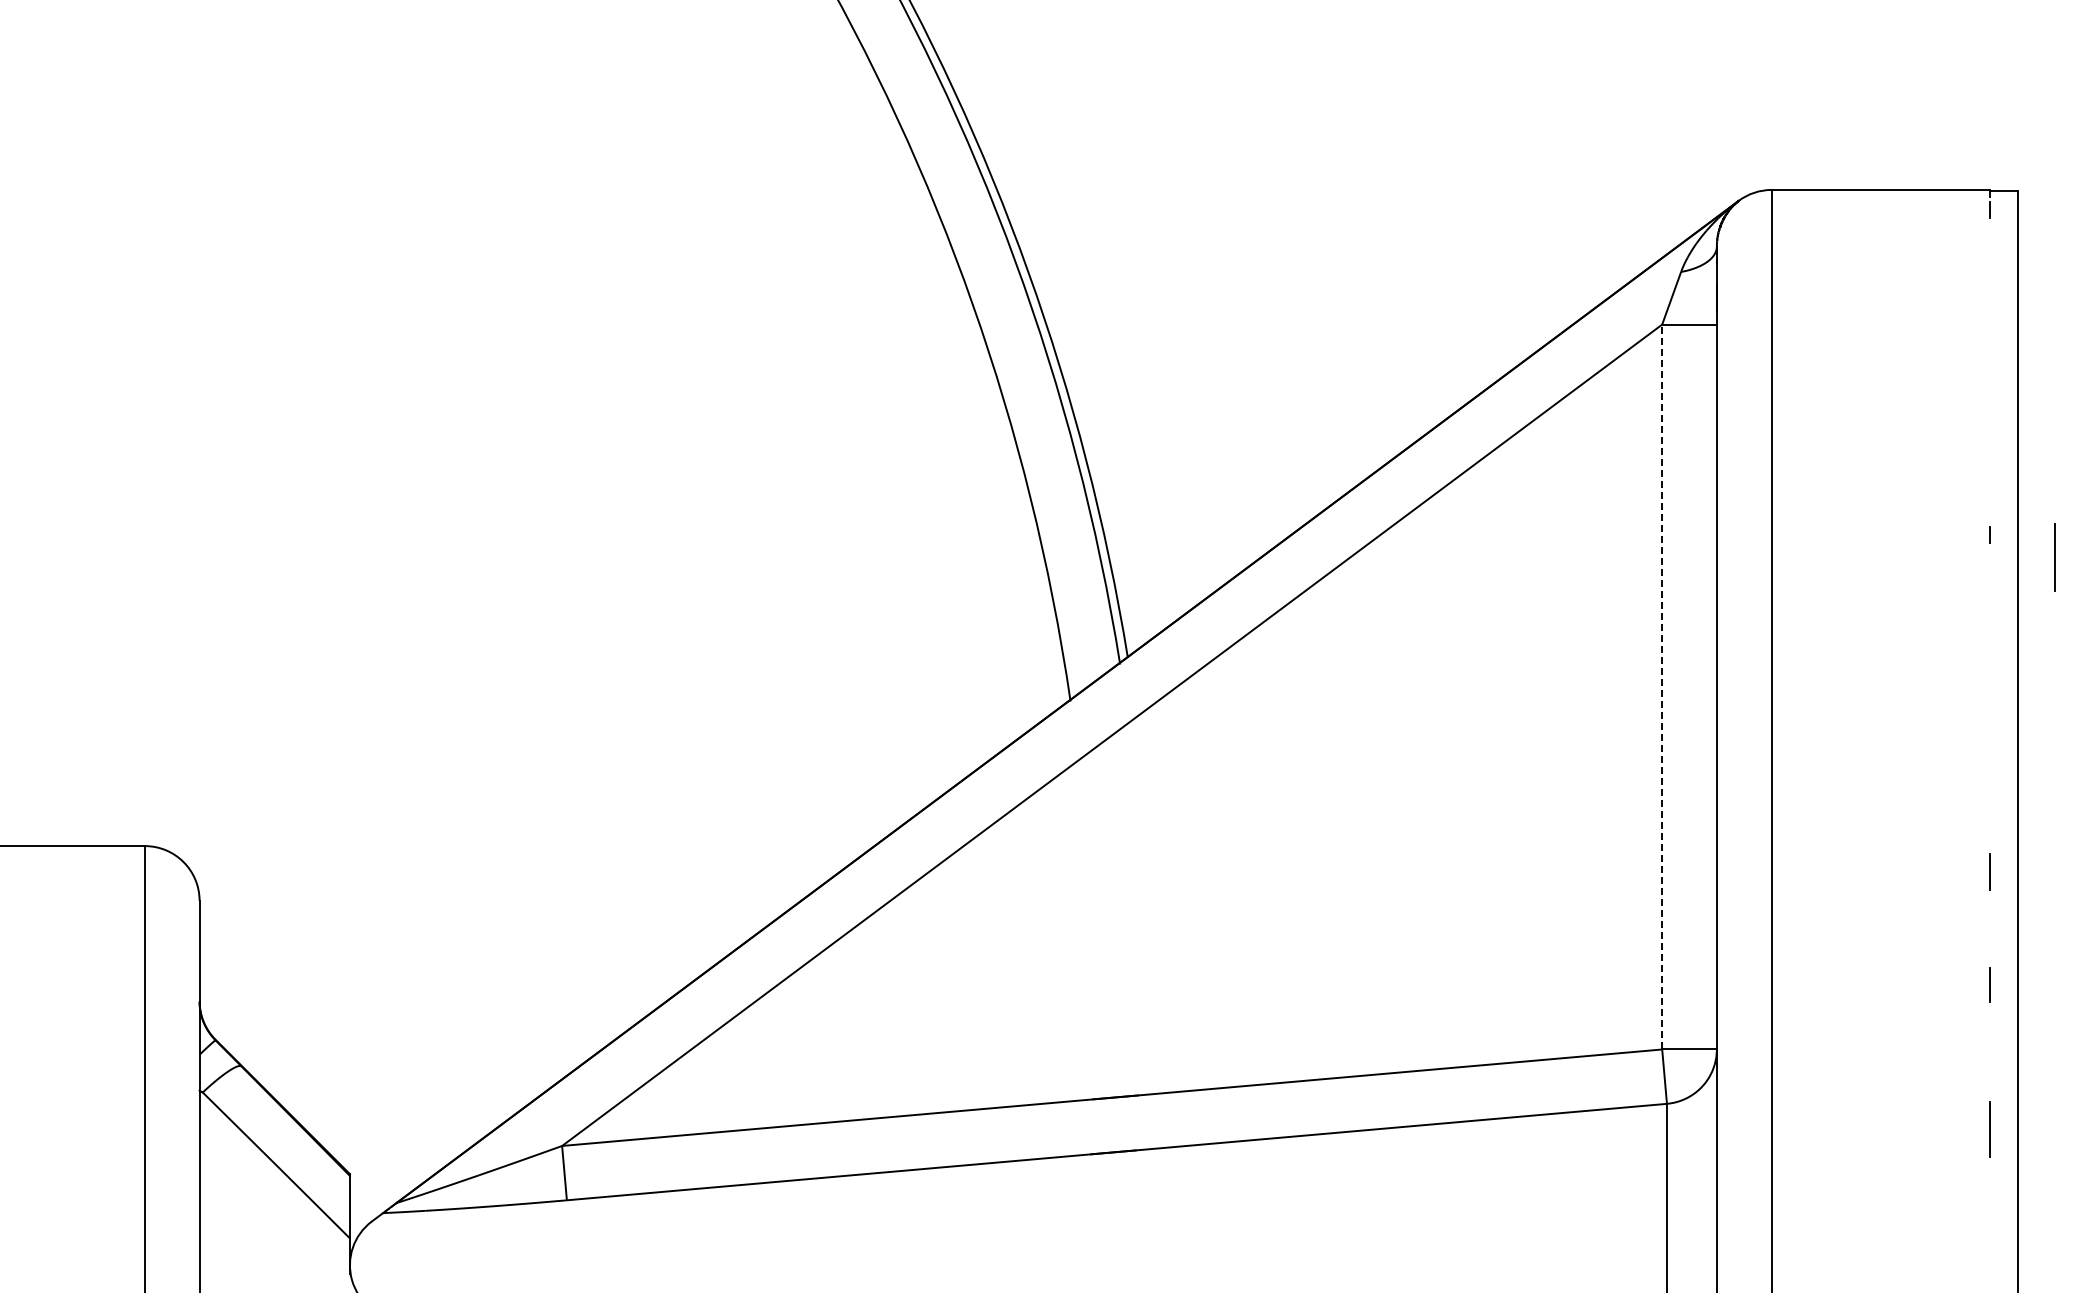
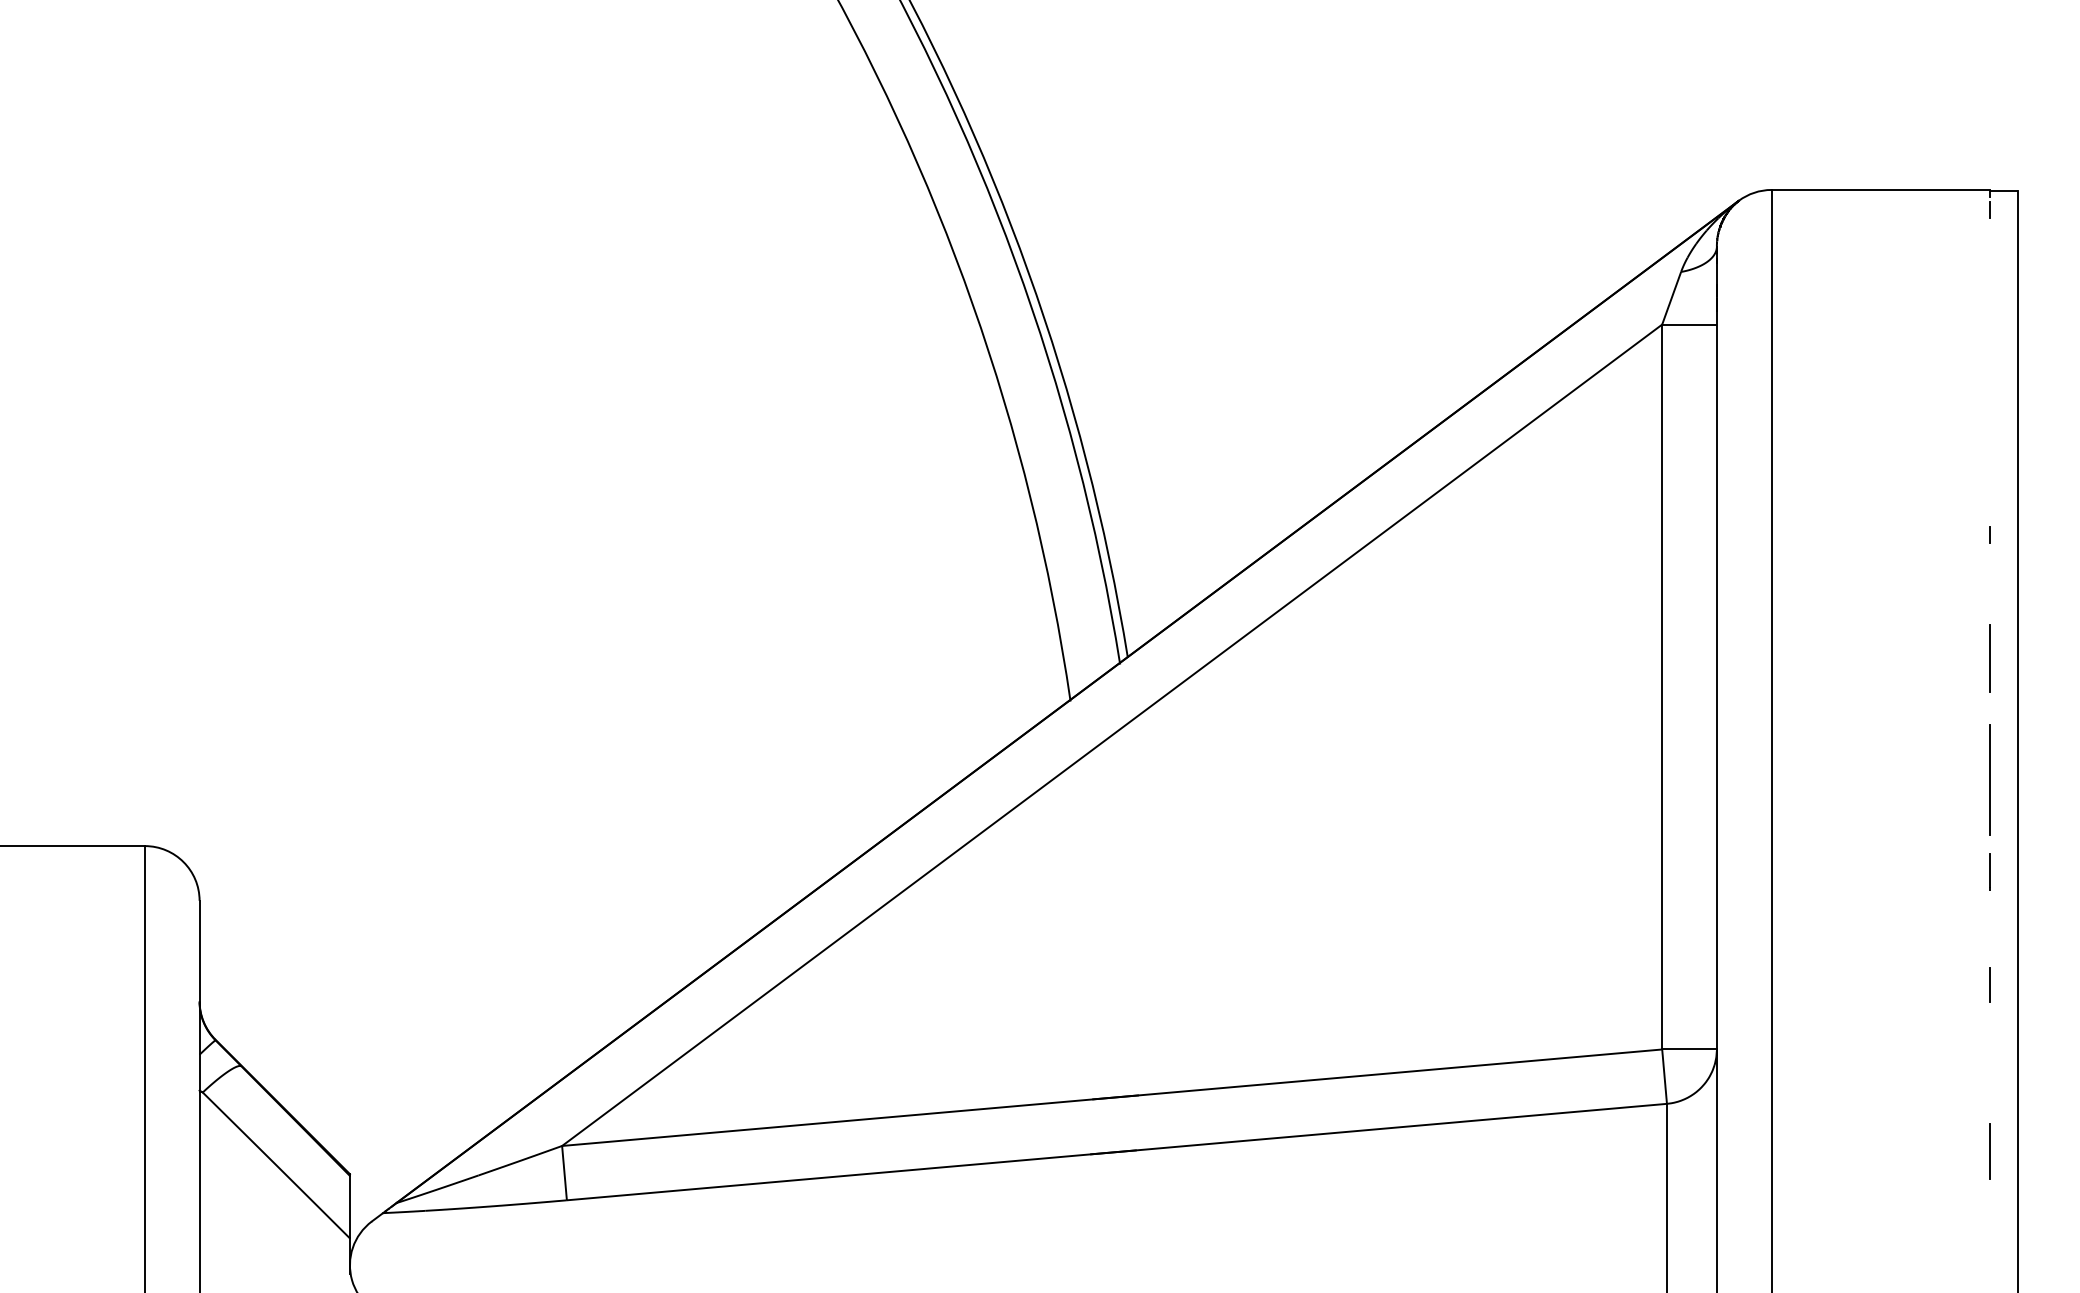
line position: (2054, 557) -> (1989, 658) (1989, 658)
line: dashed -> solid (1662, 686)
line: none -> present (1990, 780)
line position: (1989, 1129) -> (1989, 1151) (1989, 1151)
